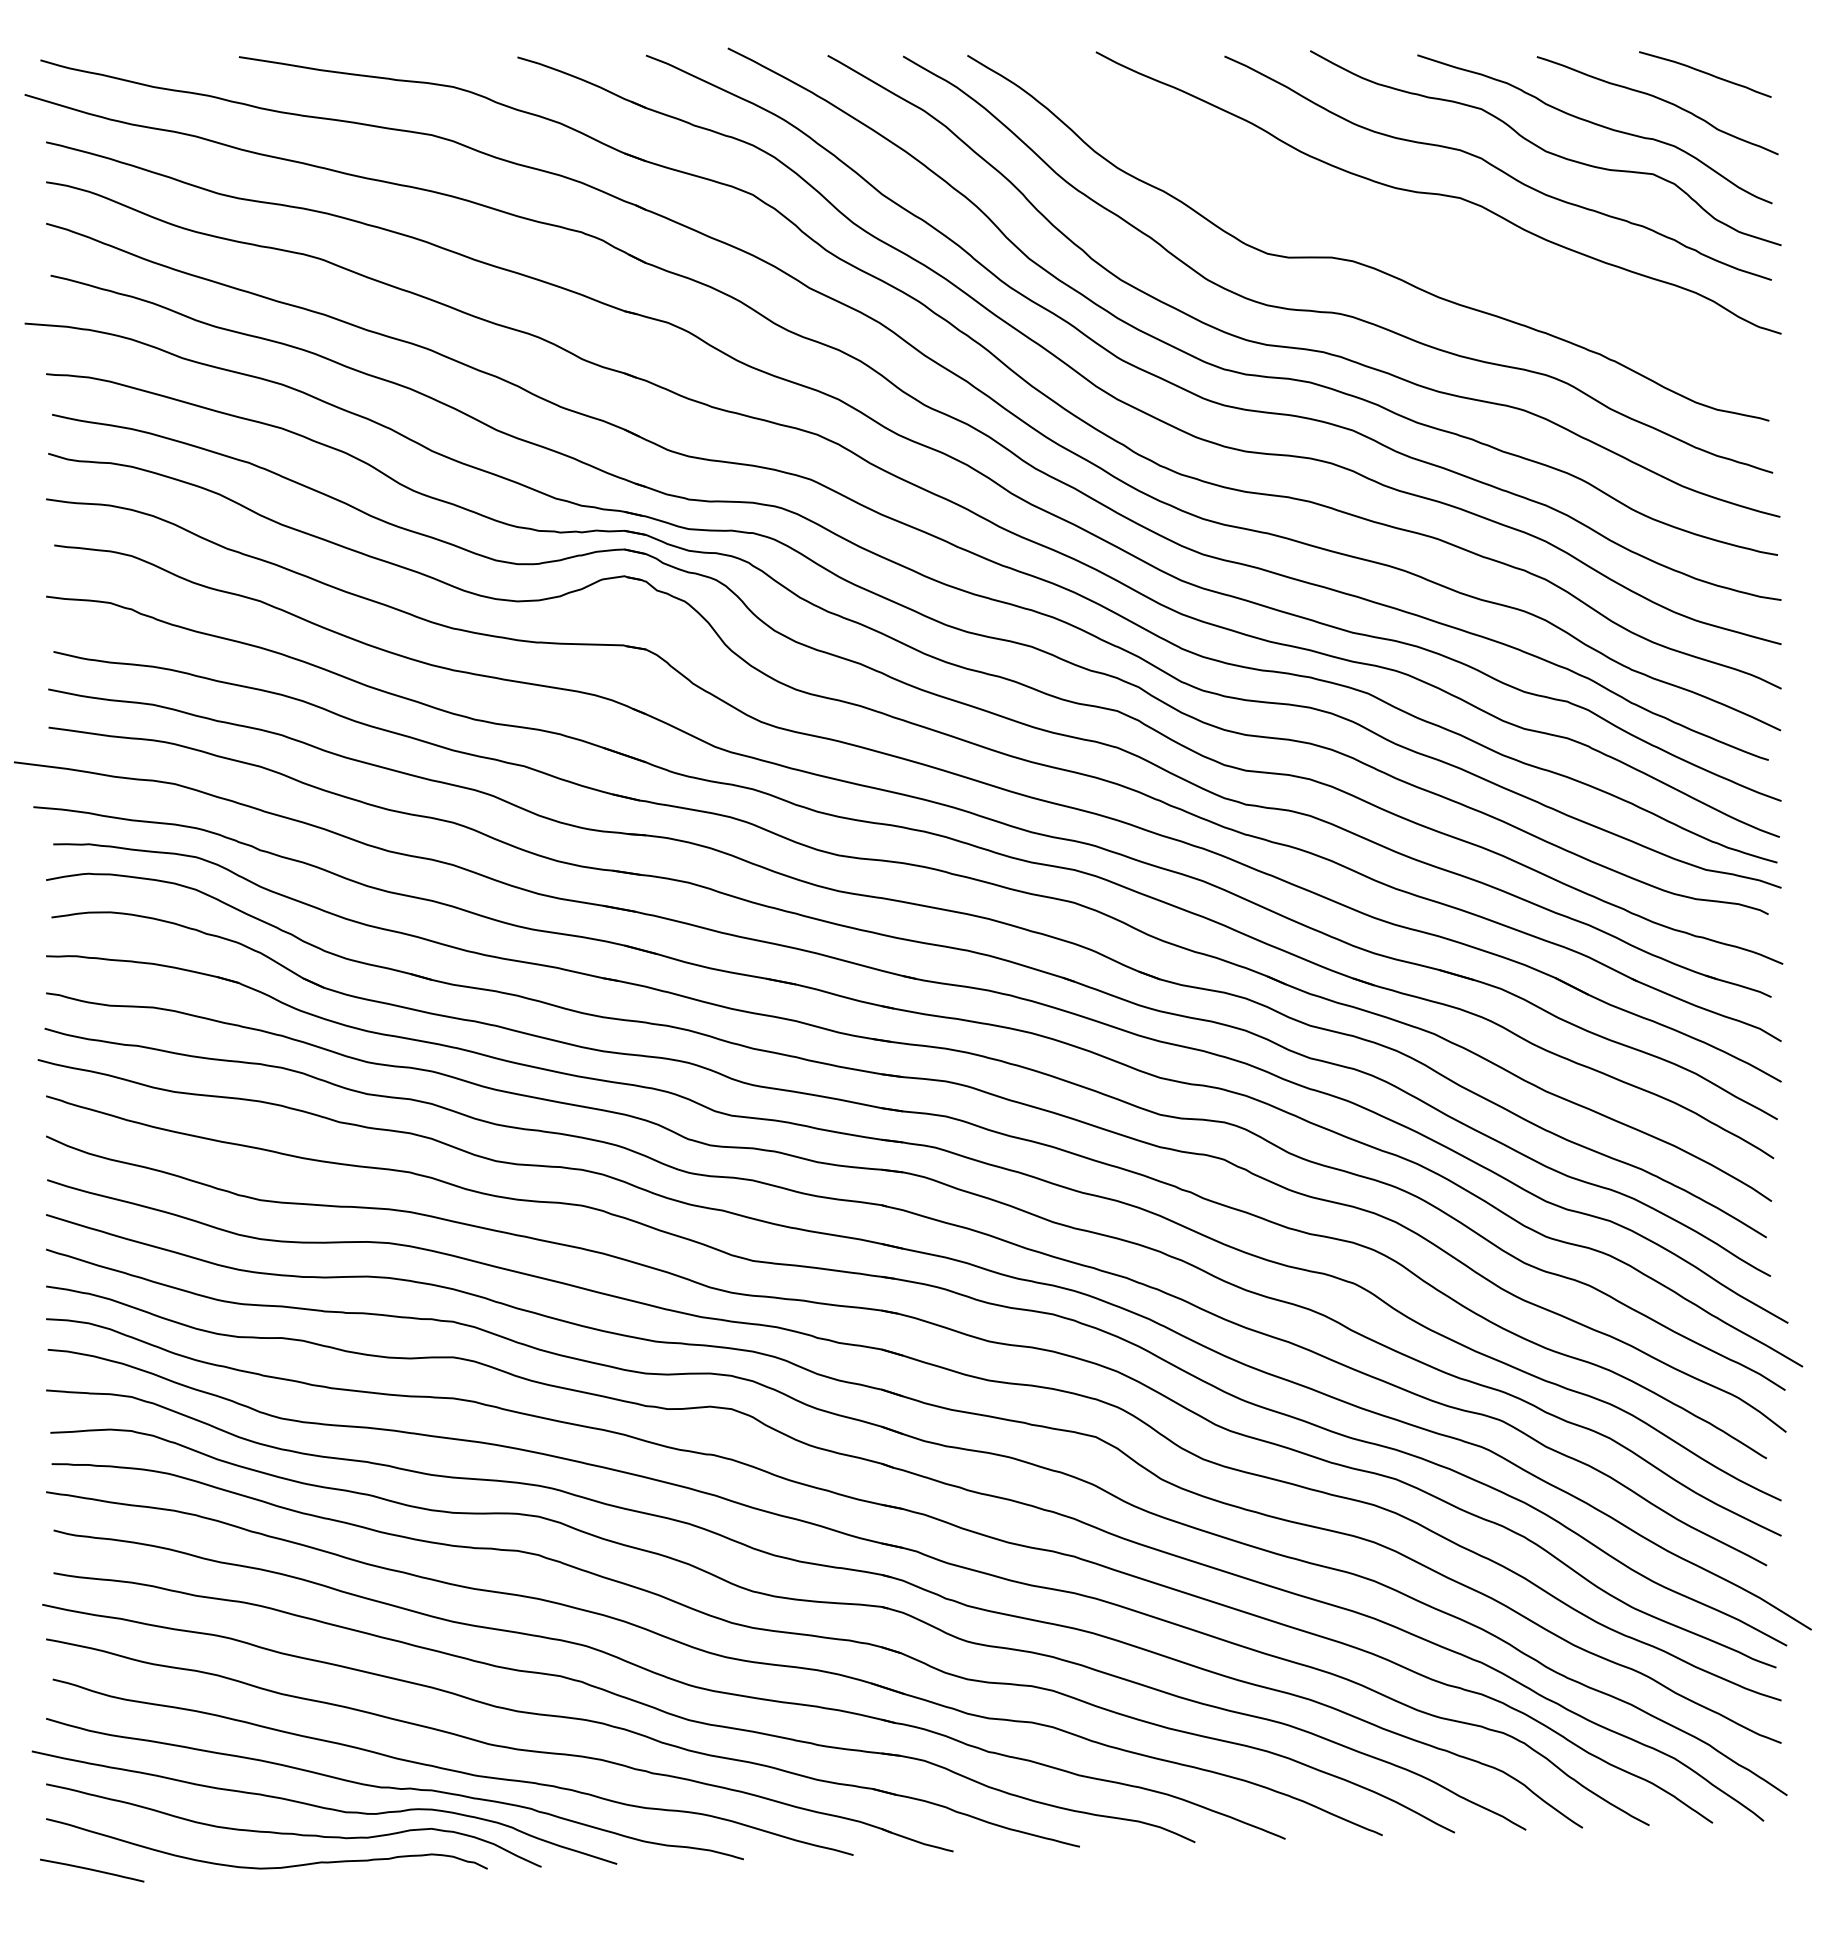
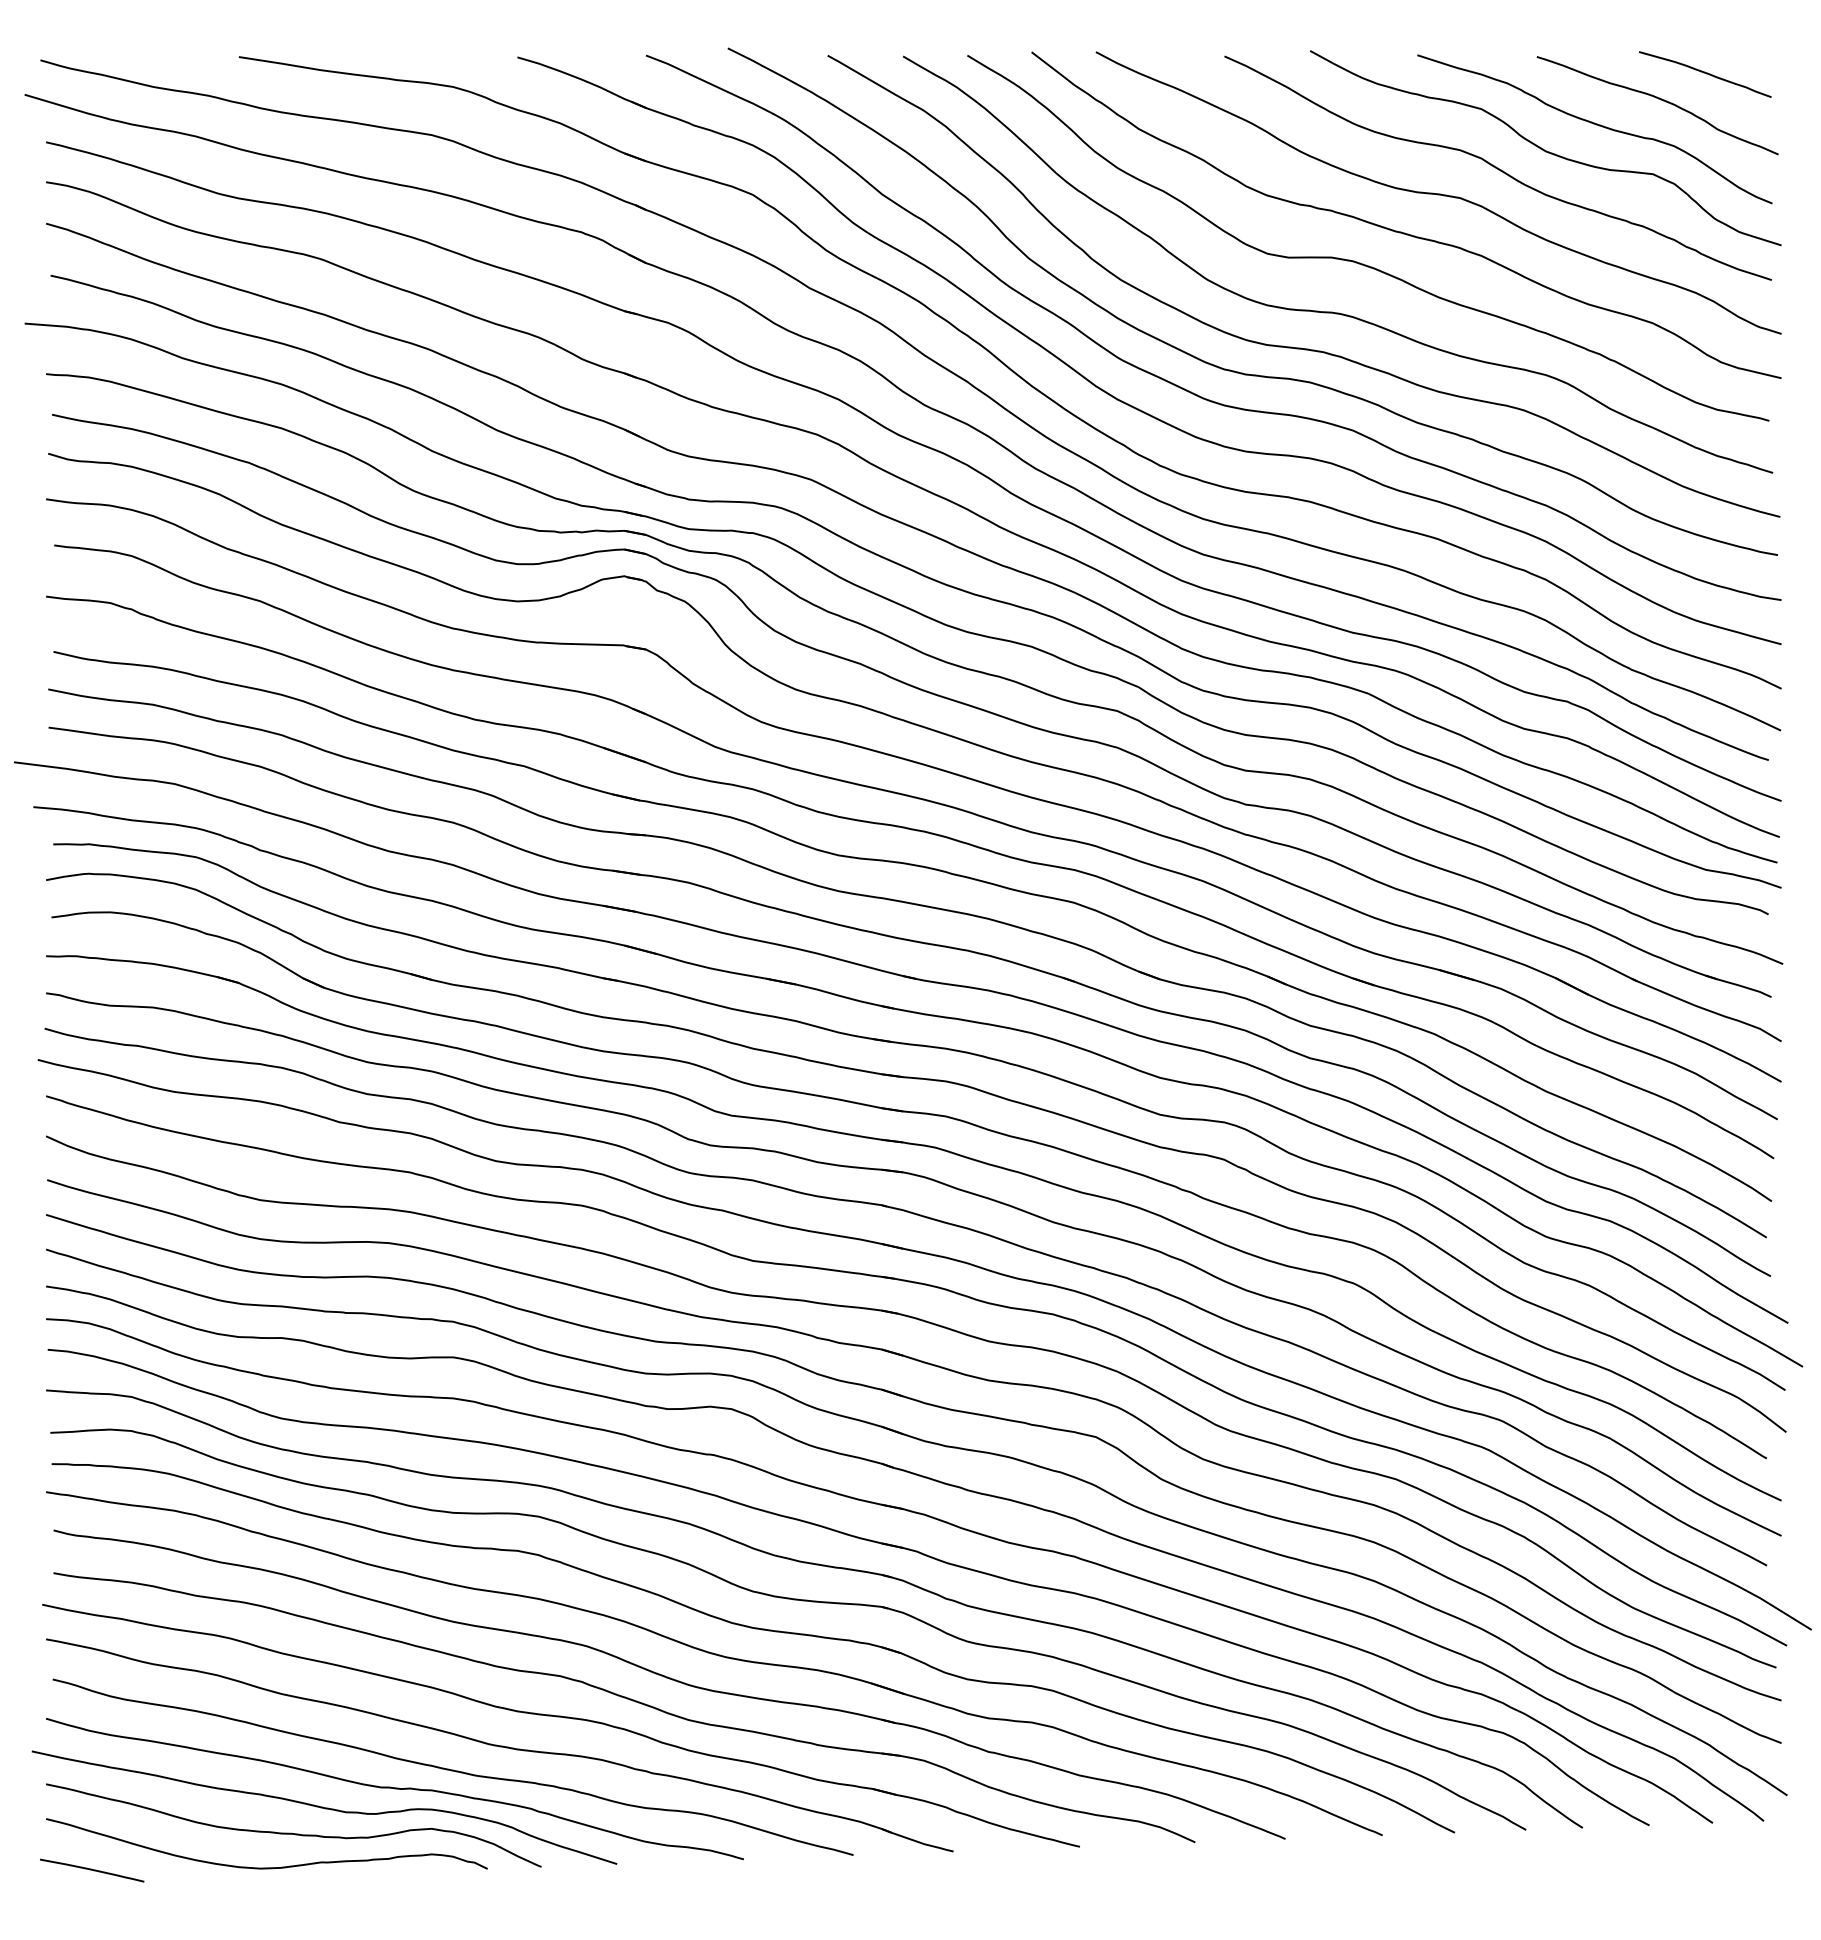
curve: none -> present (1401, 231)
